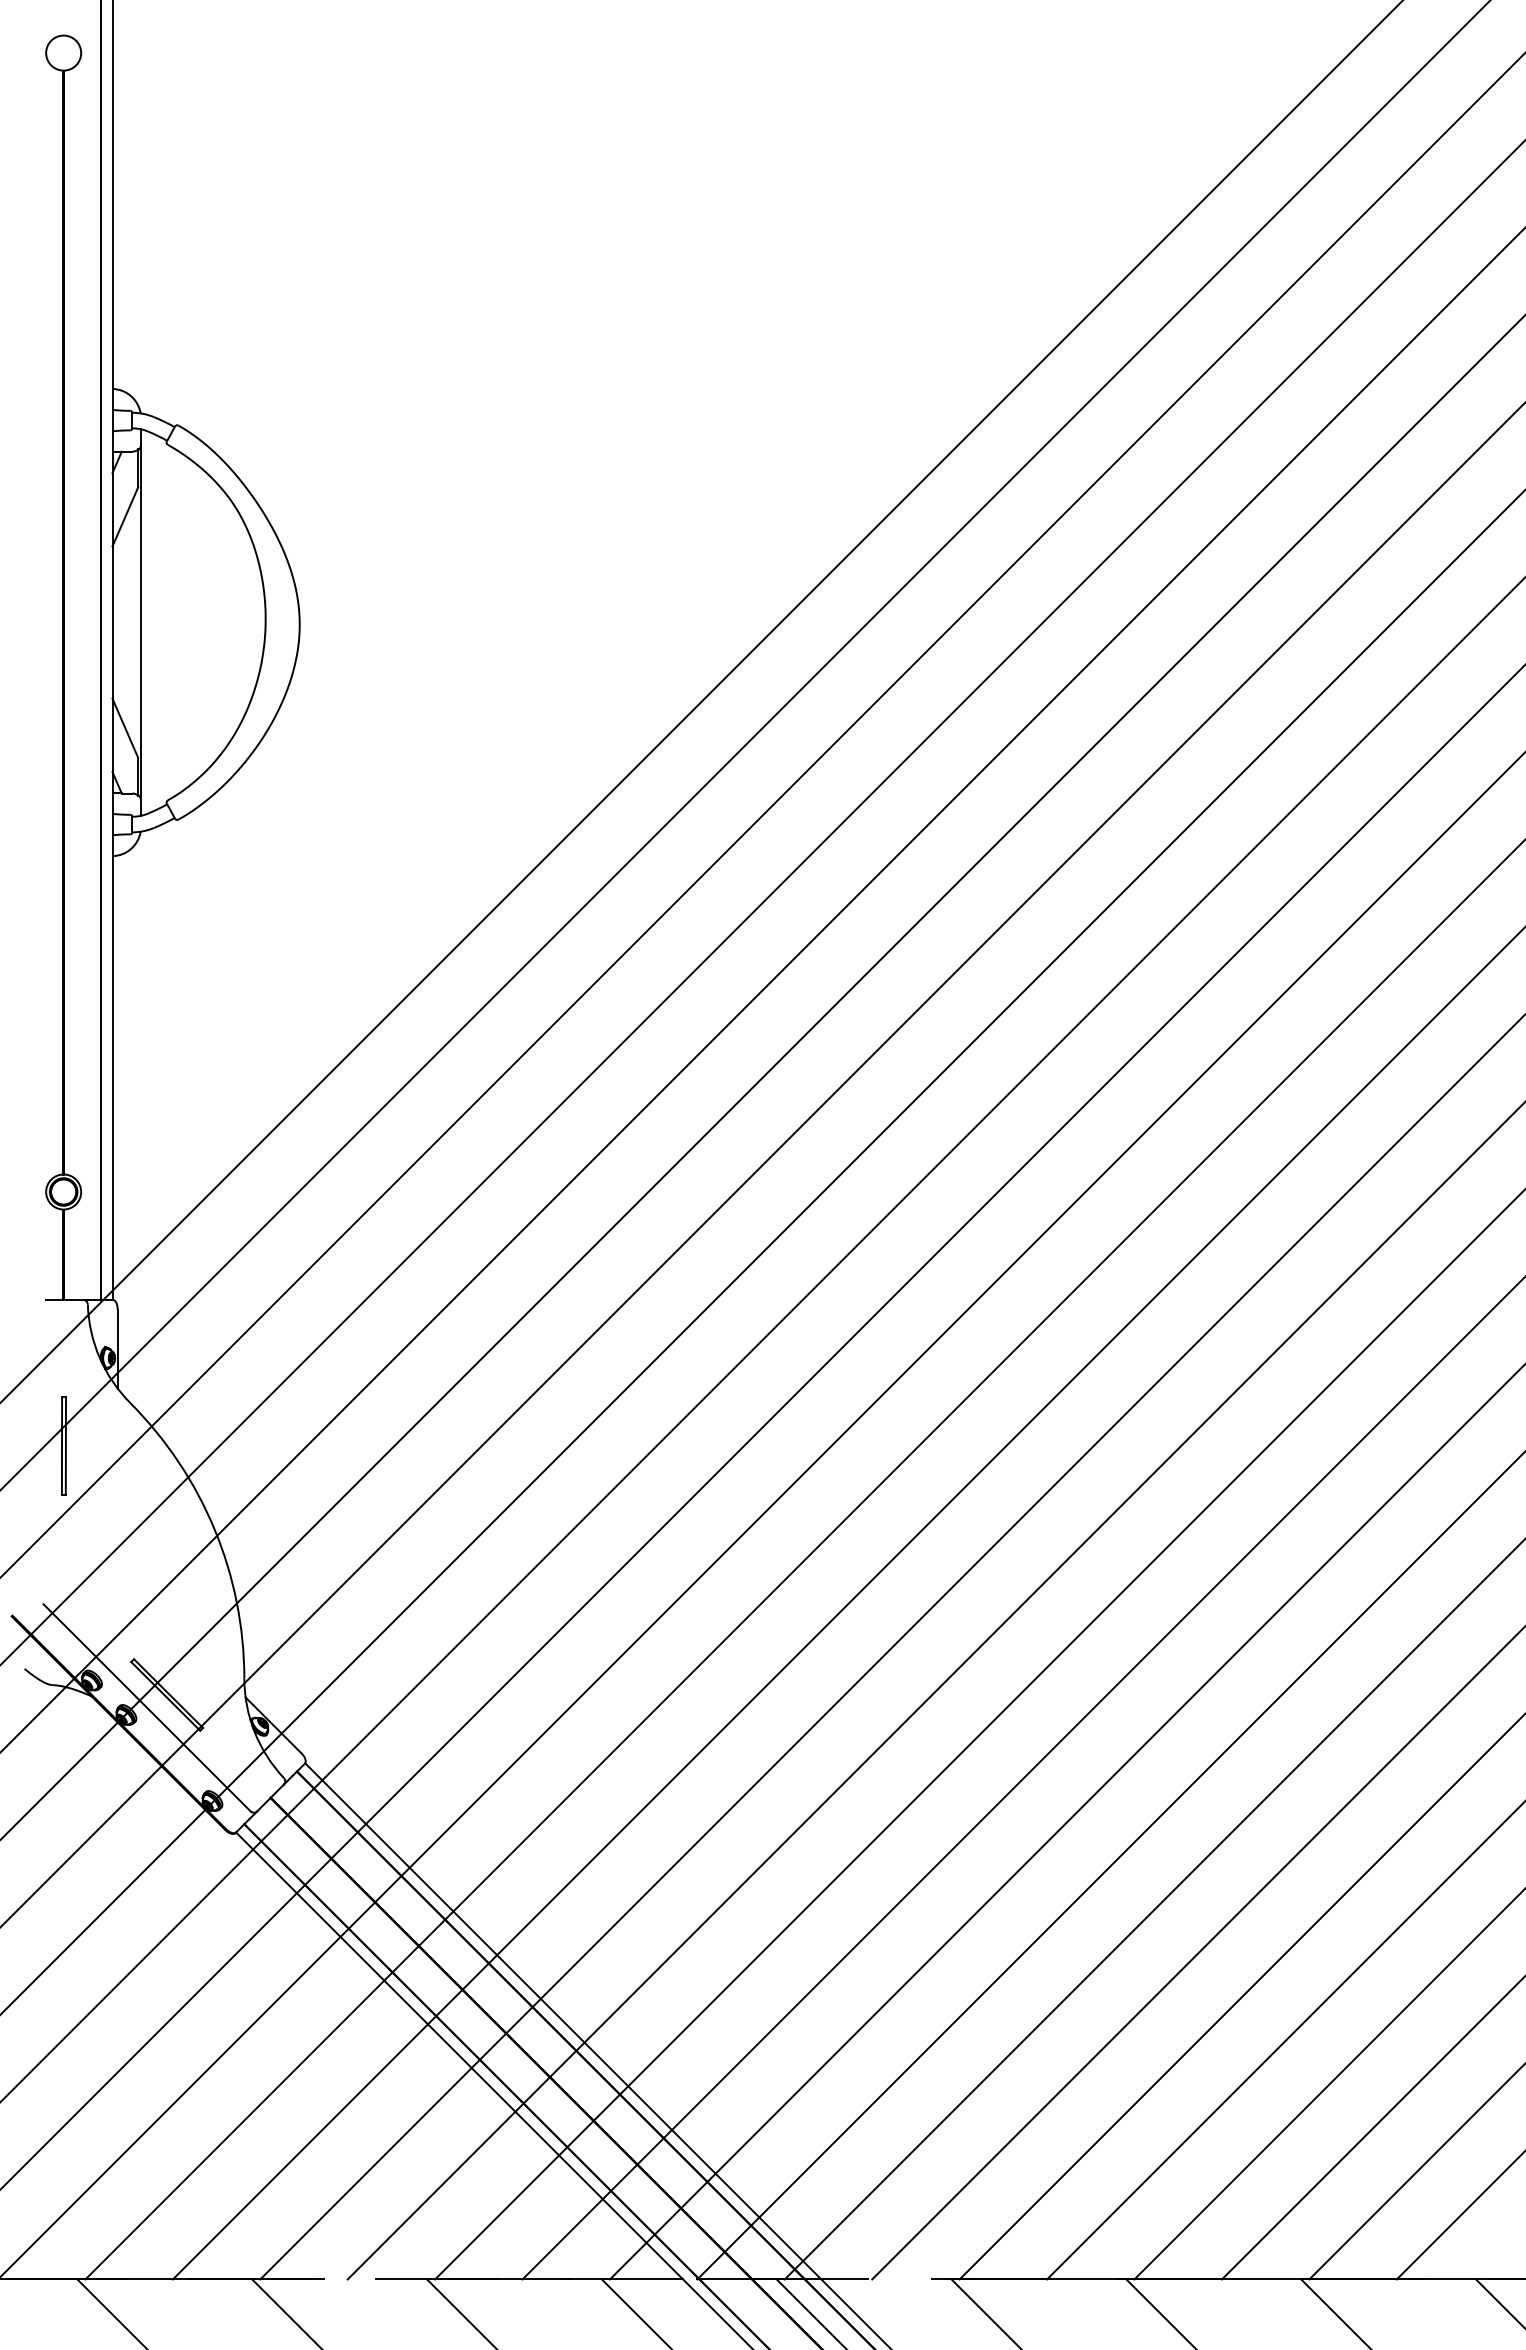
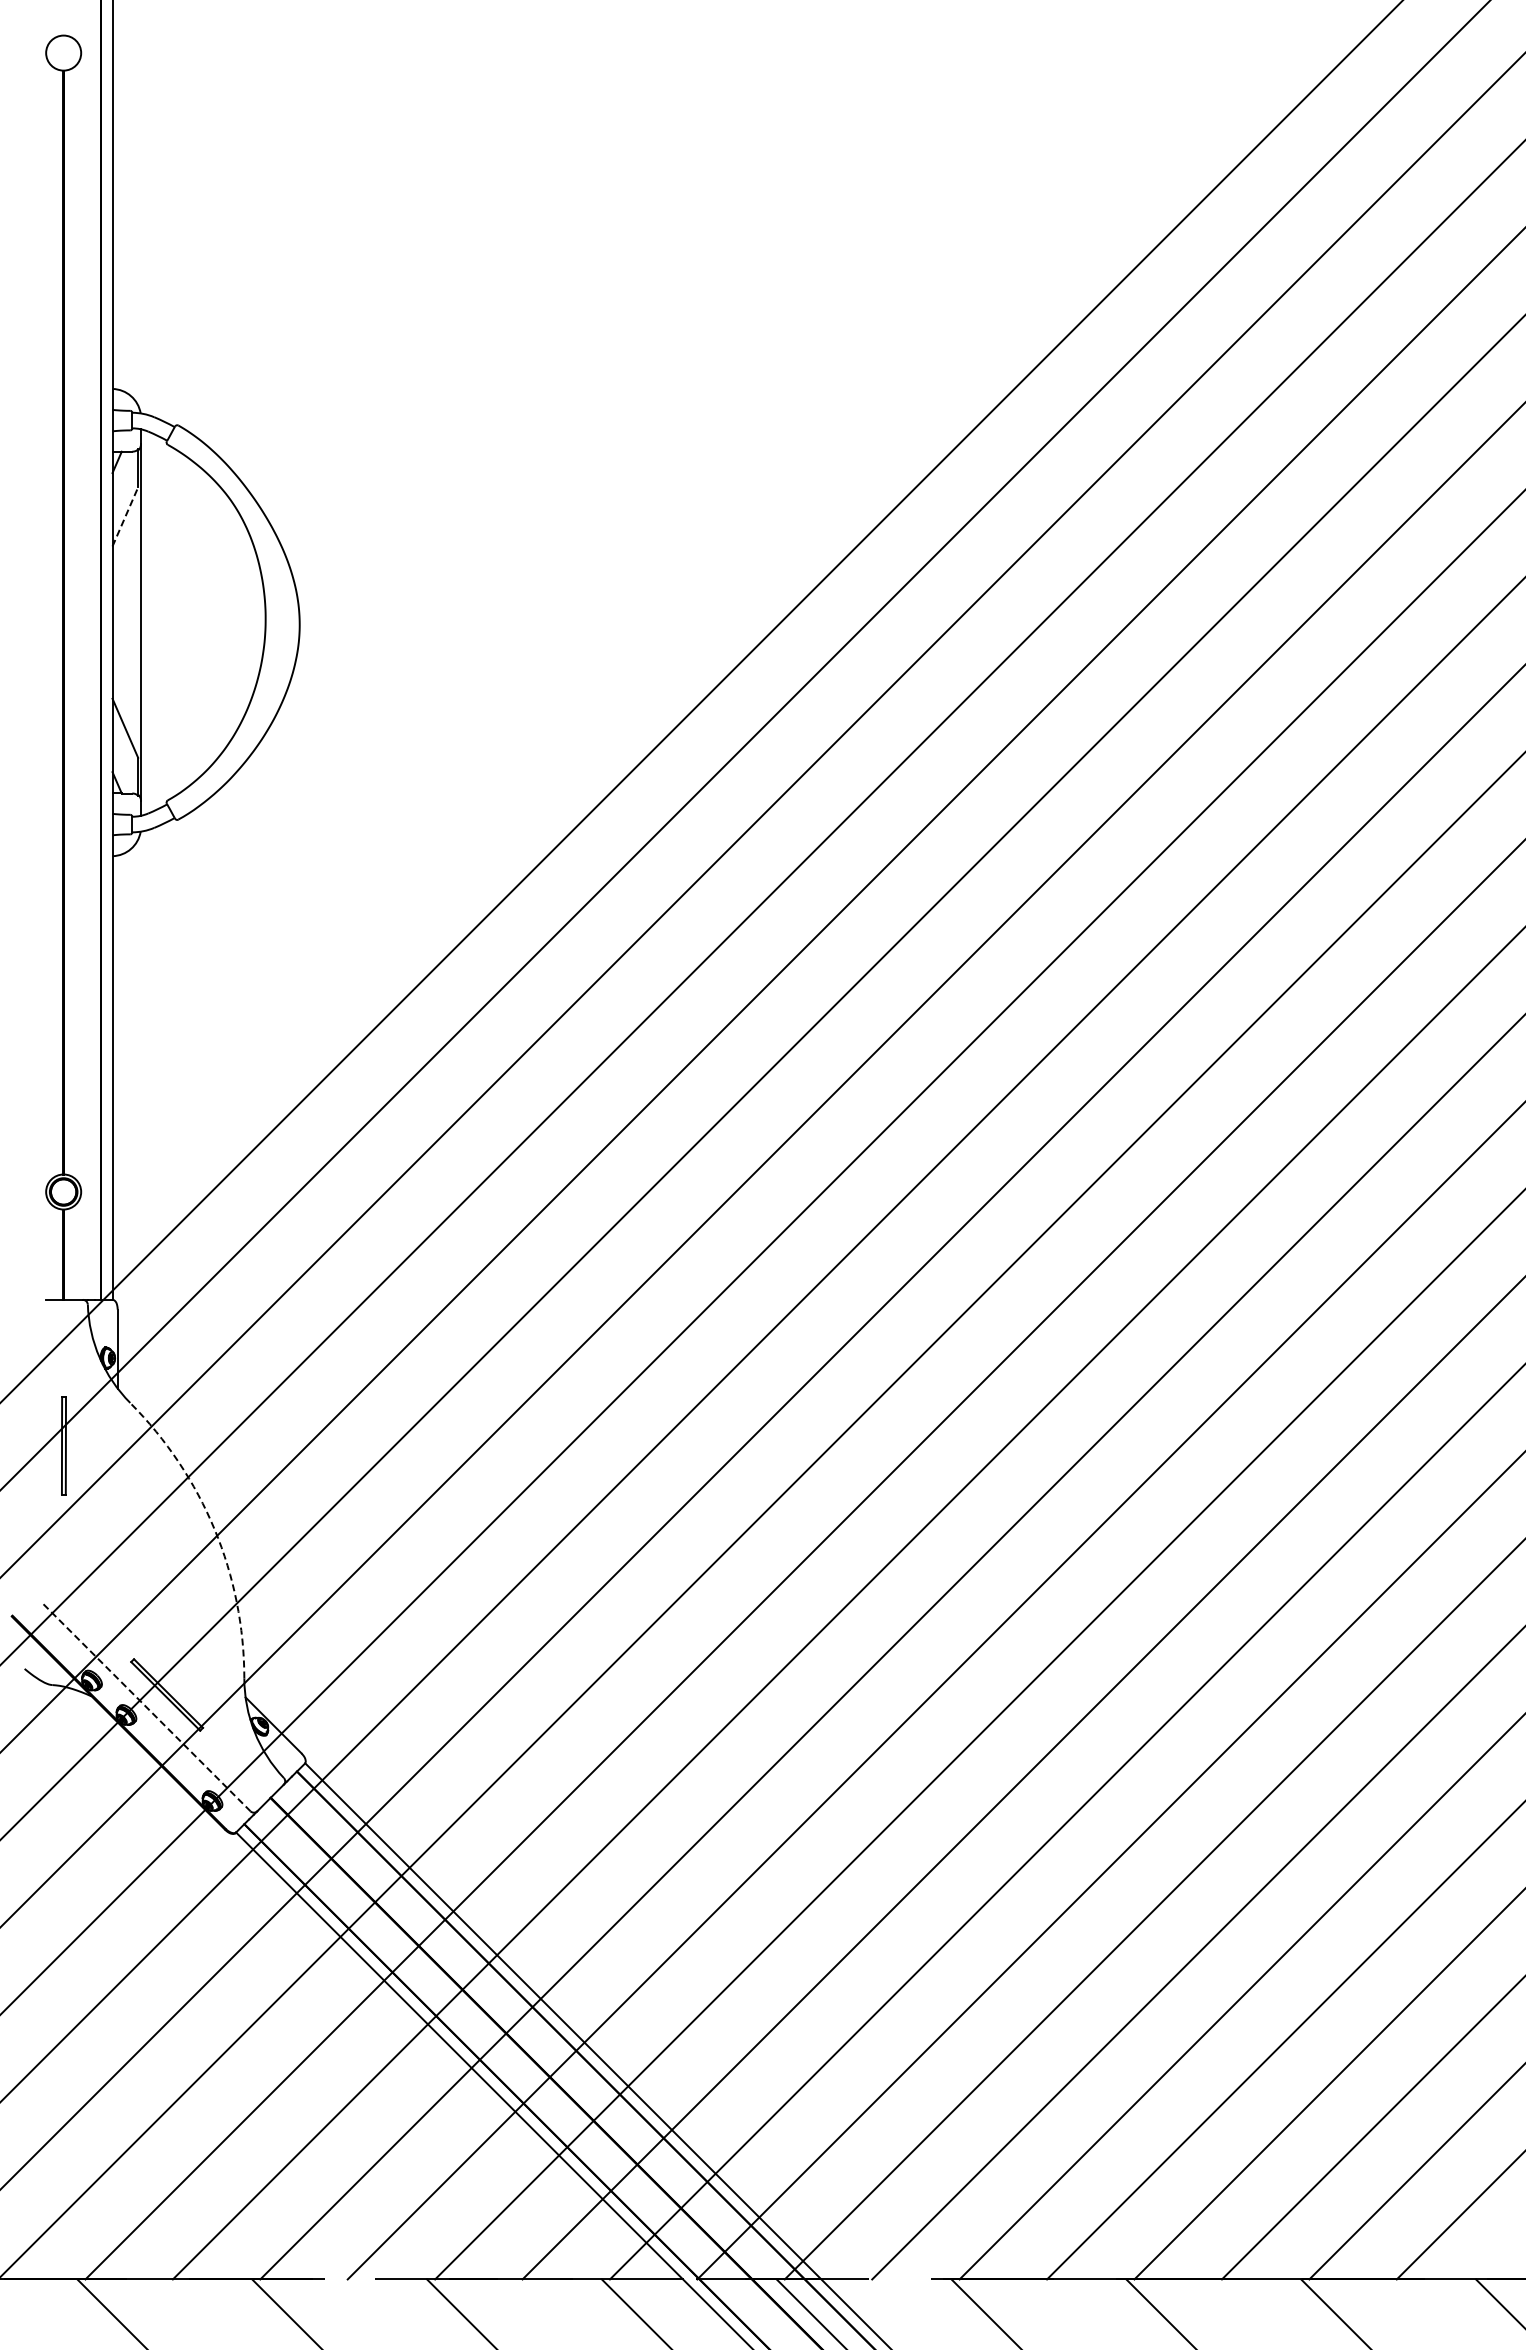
line: solid -> dashed (125, 516)
arc: solid -> dashed (214, 1529)
line: solid -> dashed (147, 1708)
